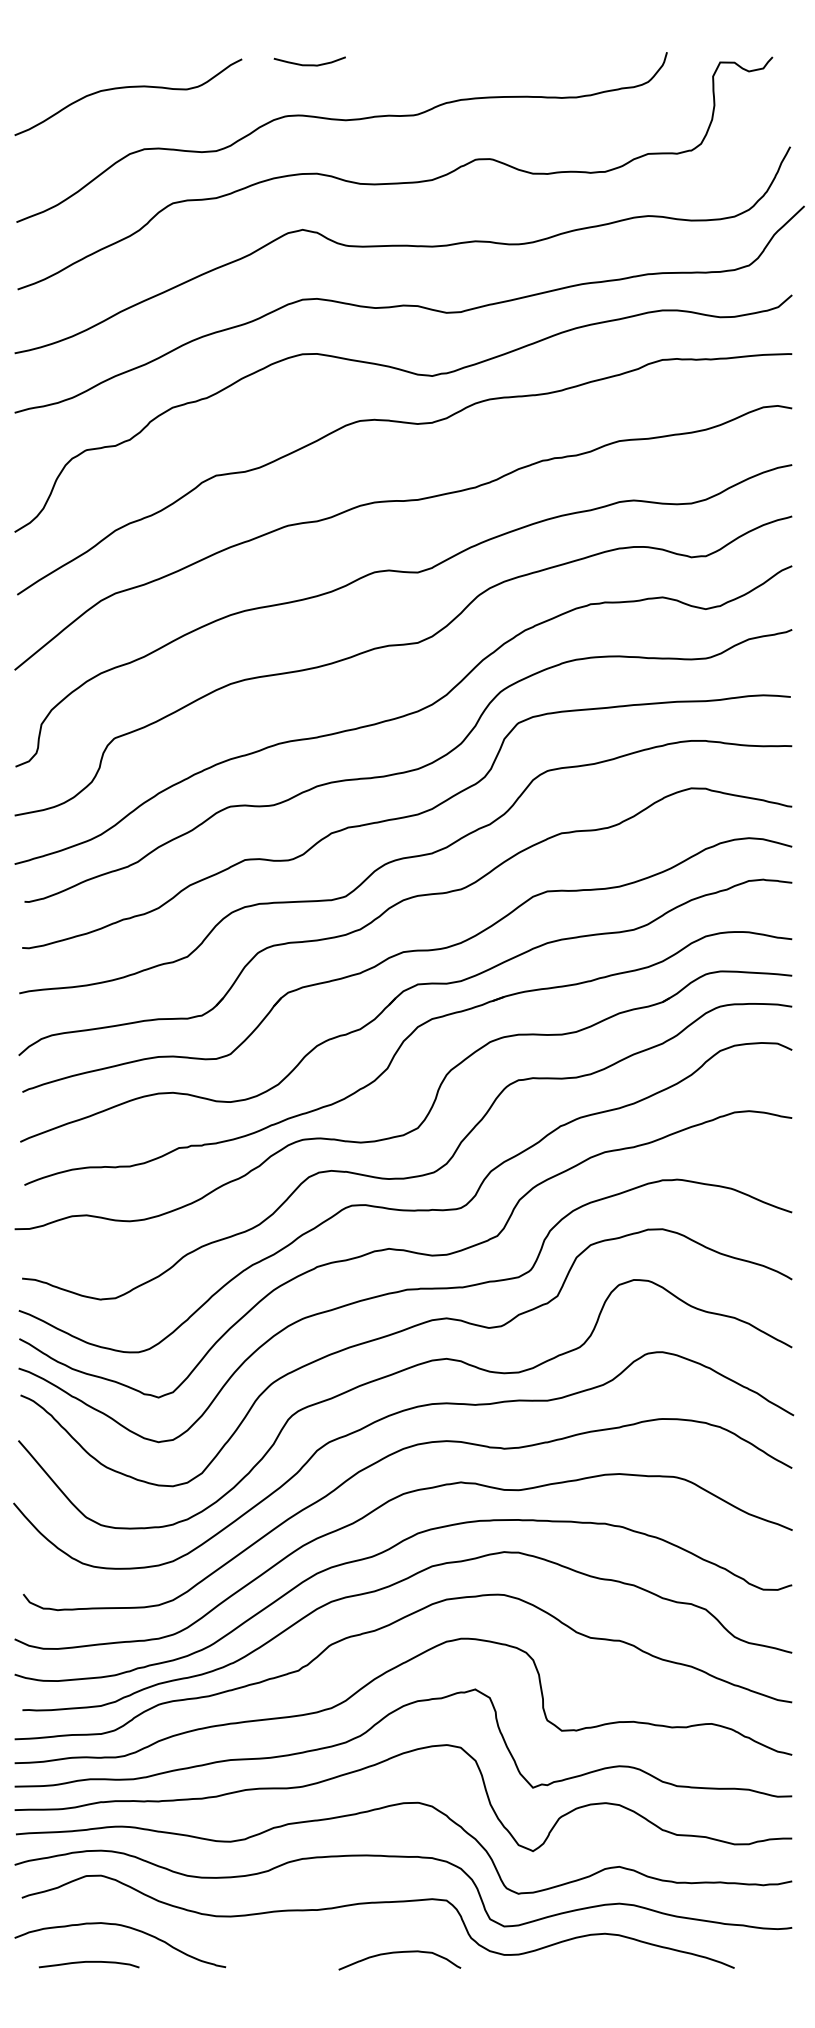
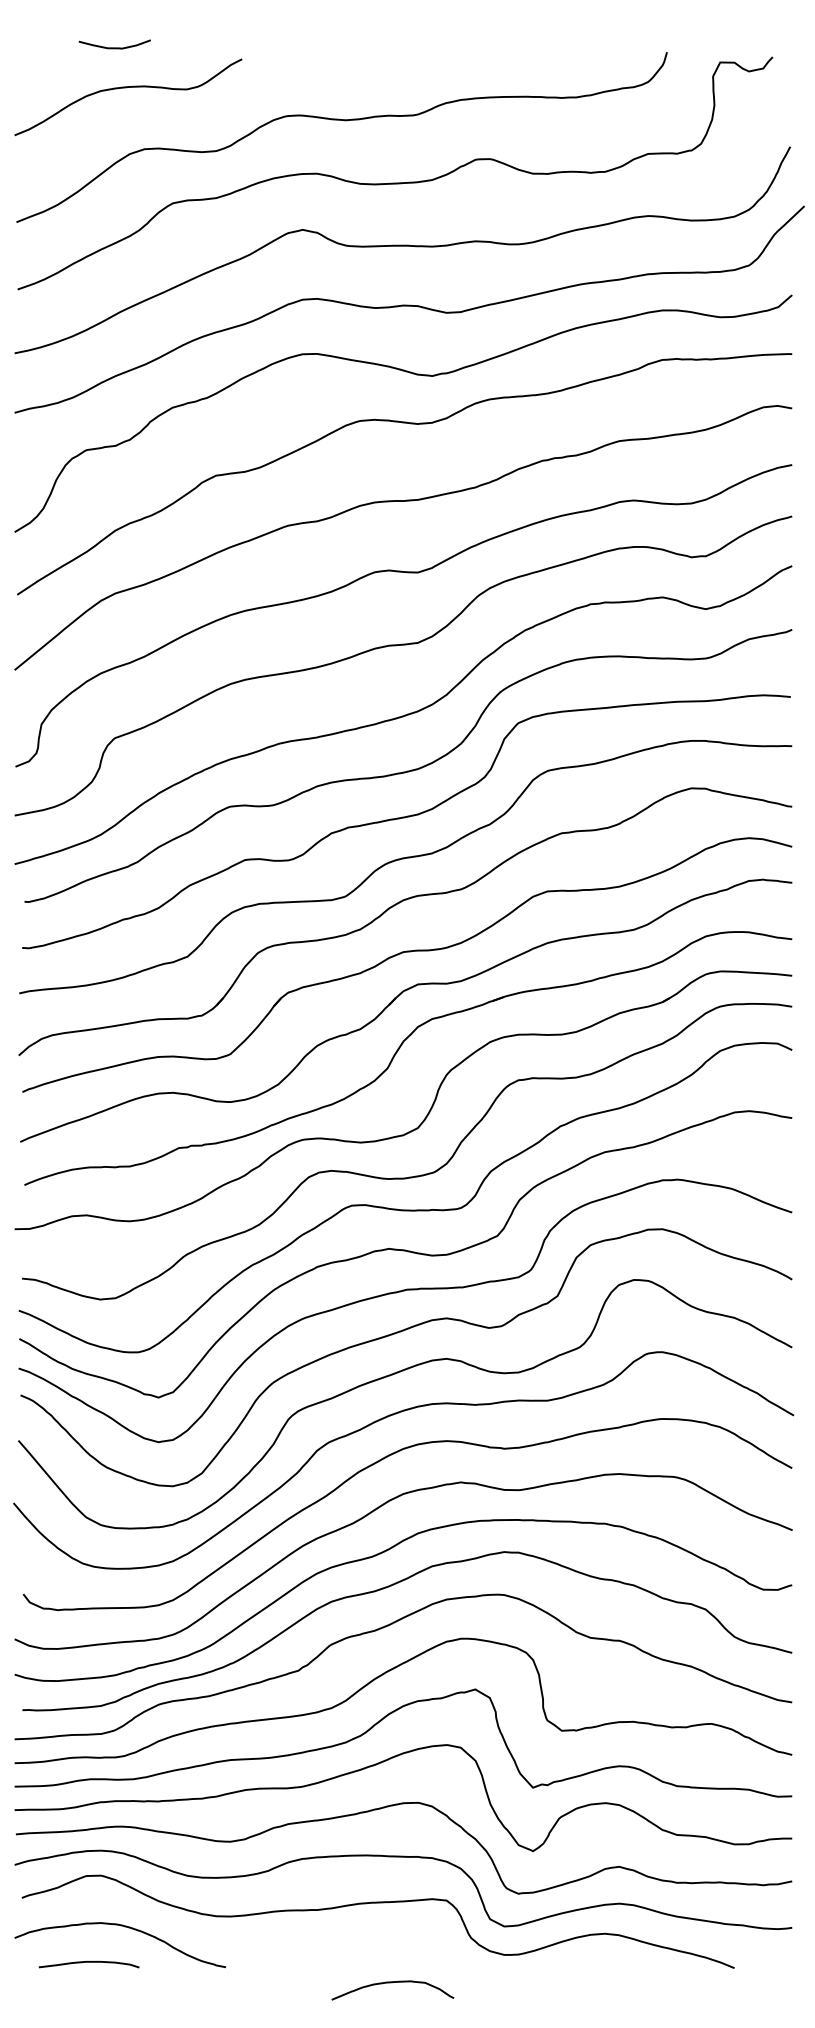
curve position: (309, 64) -> (114, 47) (114, 47)
curve position: (399, 1953) -> (392, 1983) (392, 1983)
